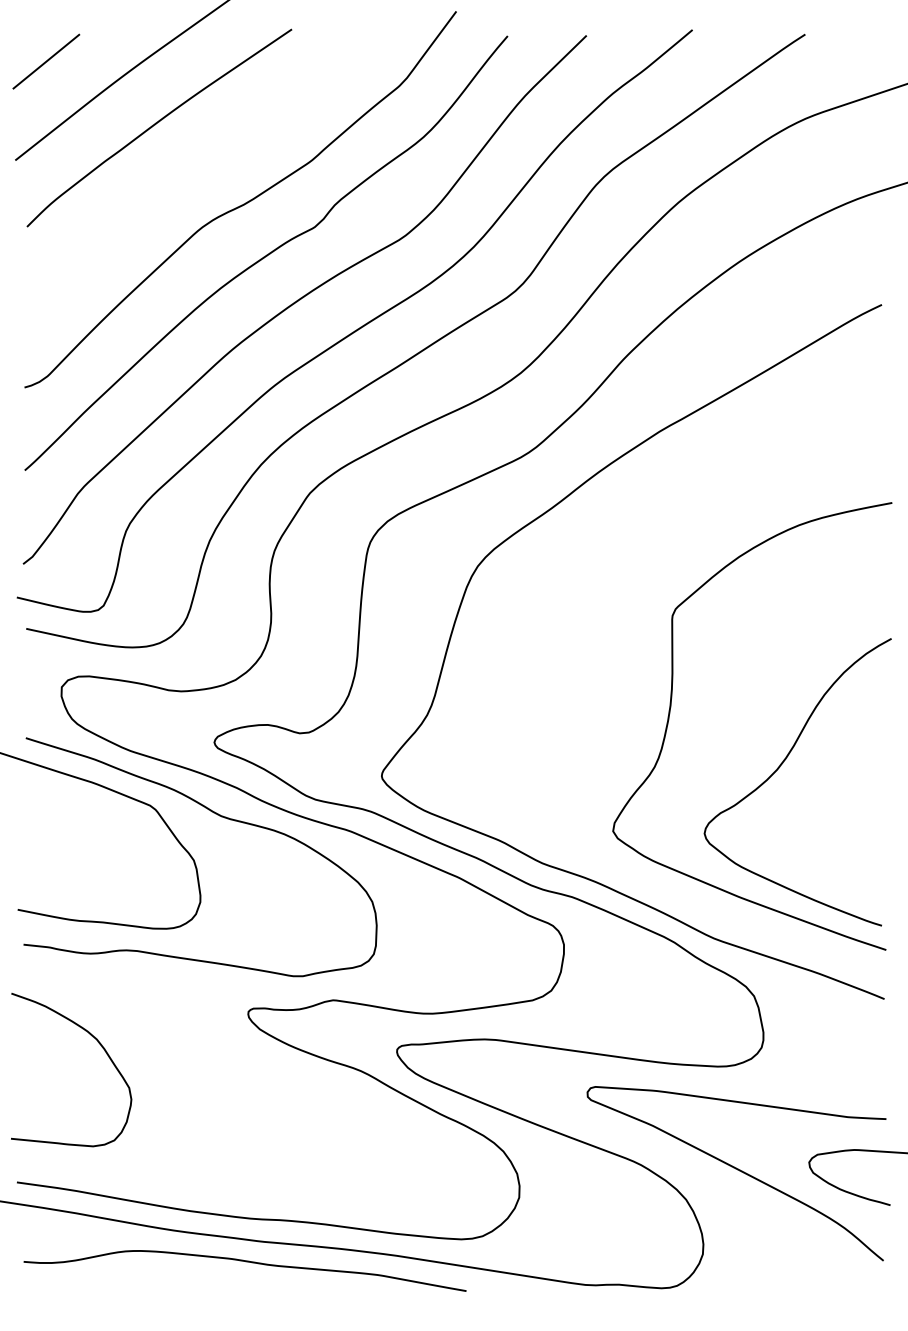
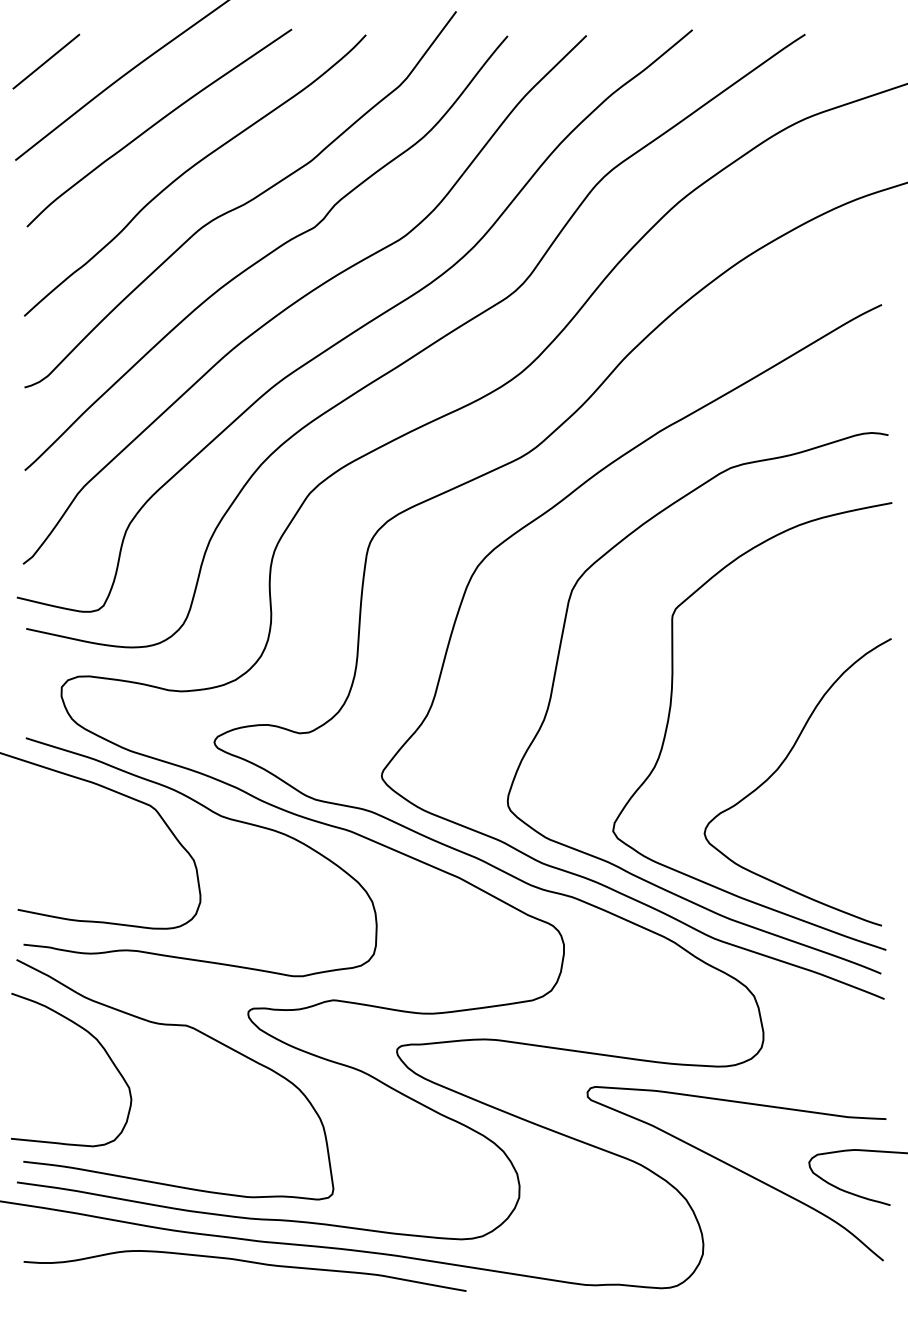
curve: none -> present (189, 170)
curve: none -> present (555, 677)
curve: none -> present (200, 1033)
